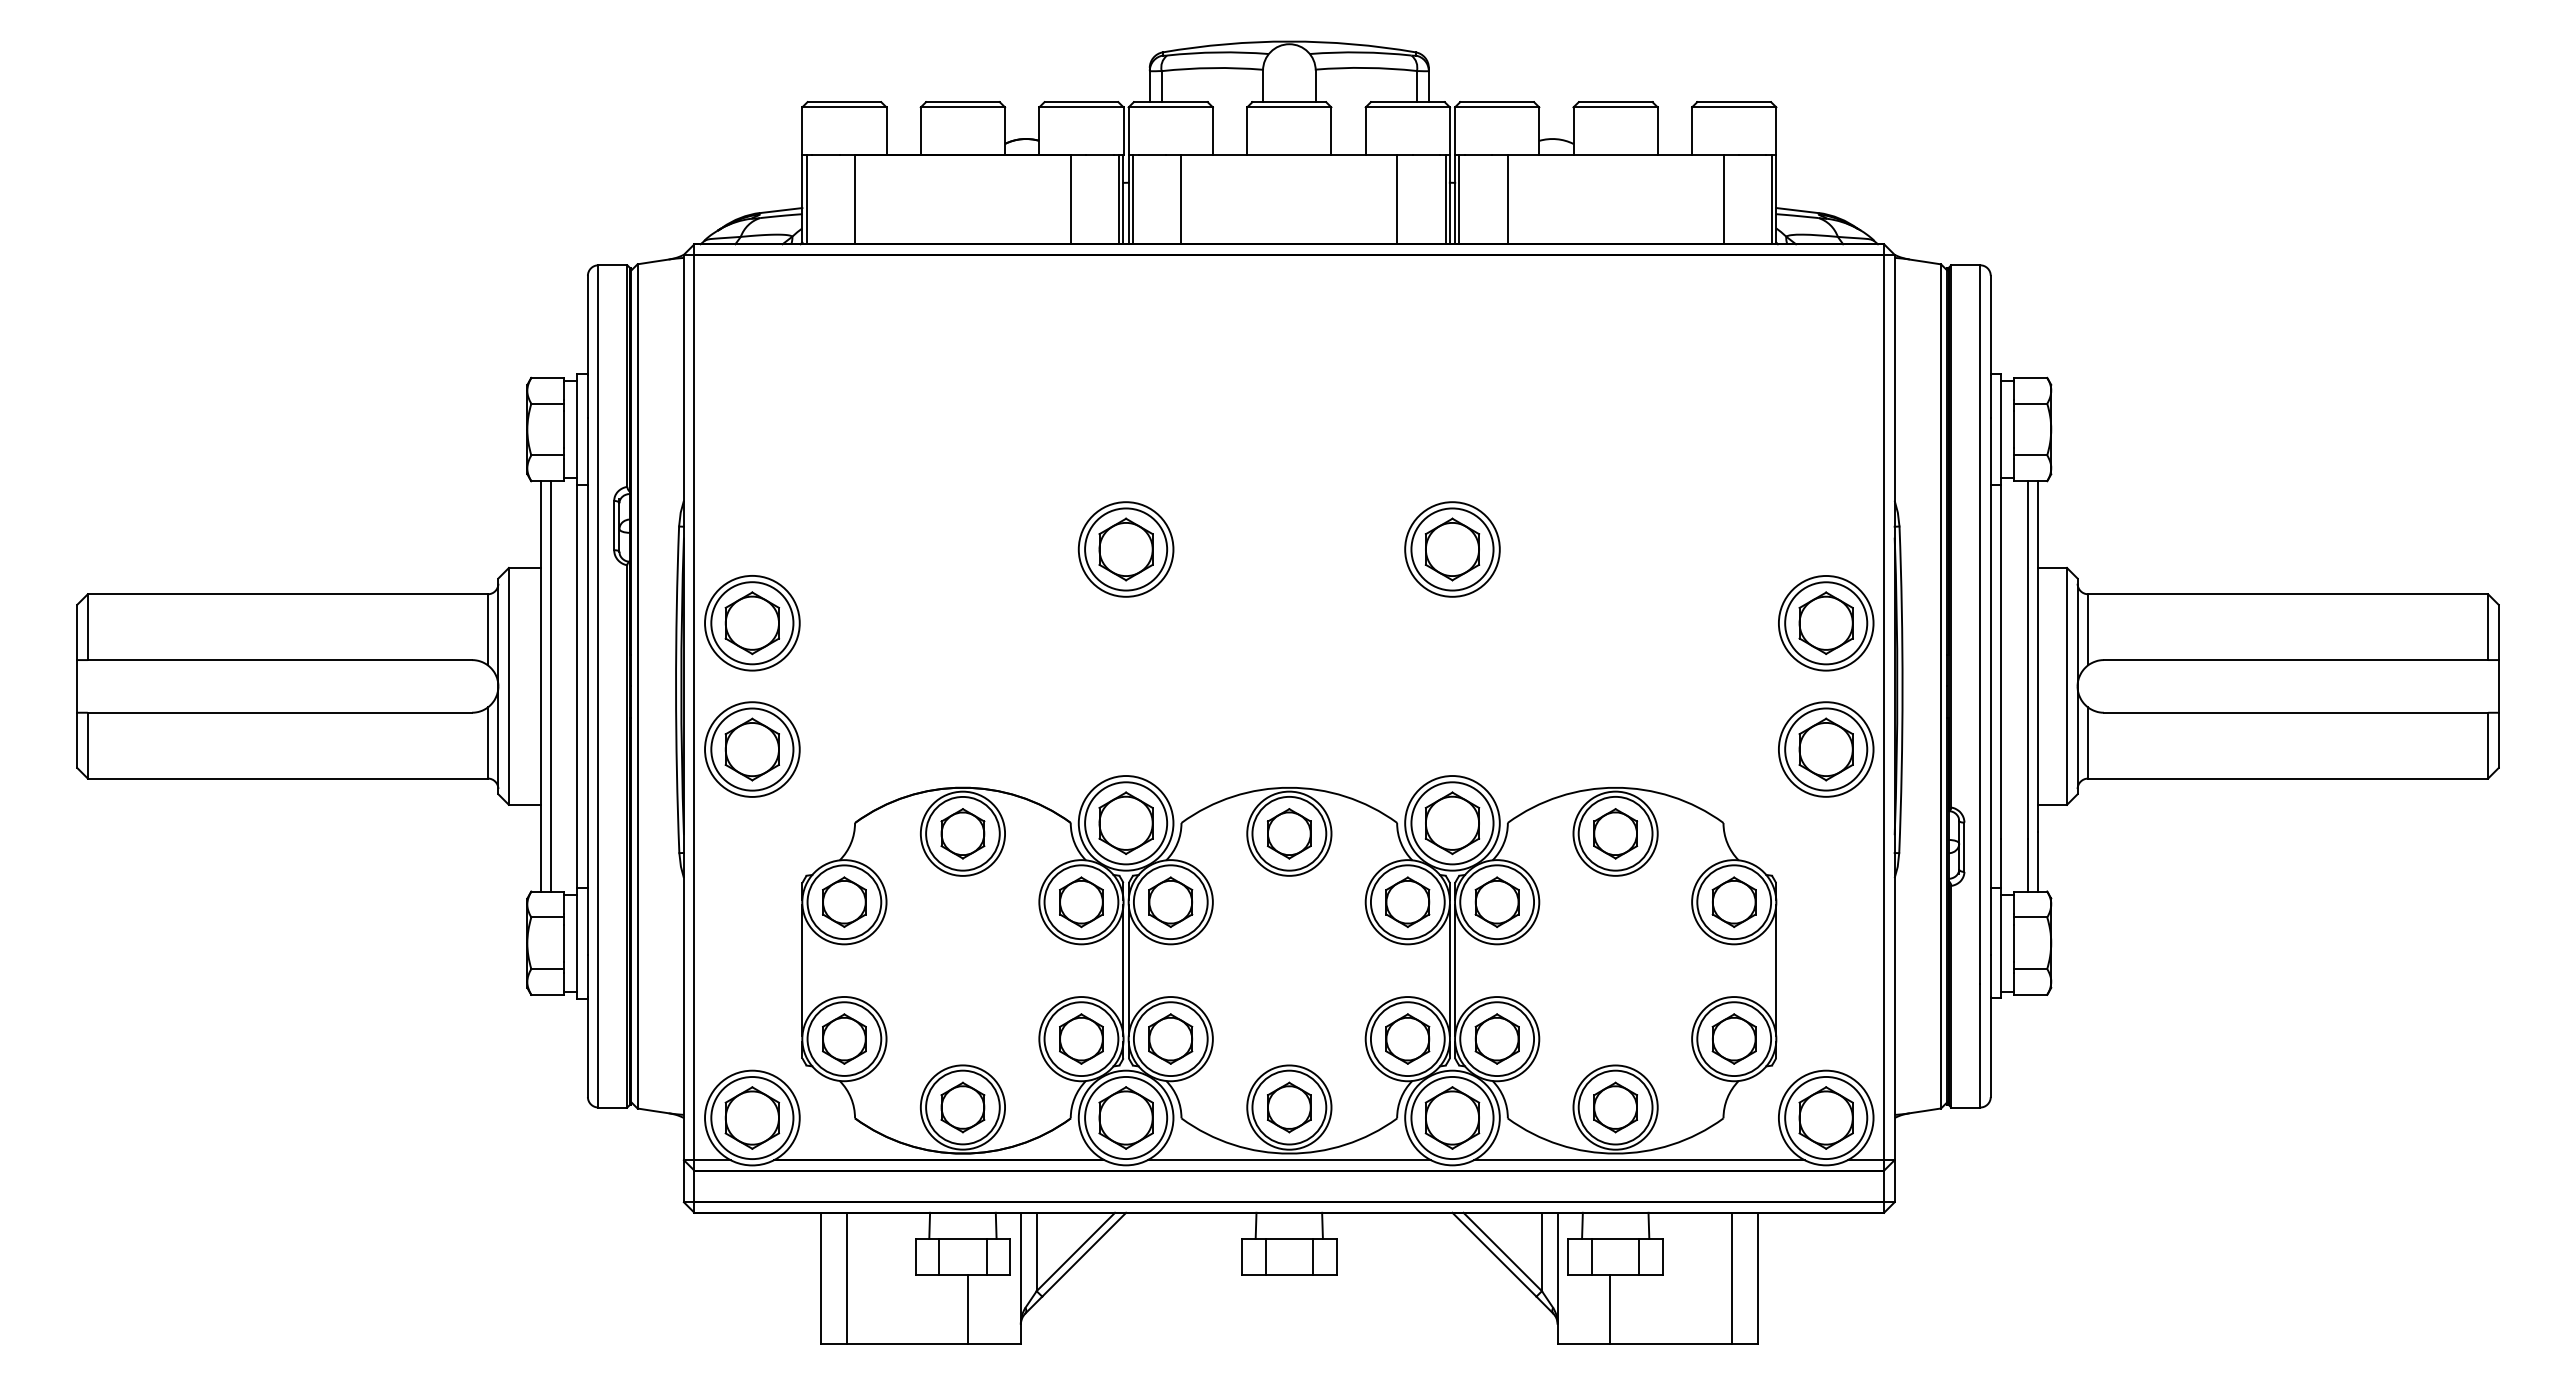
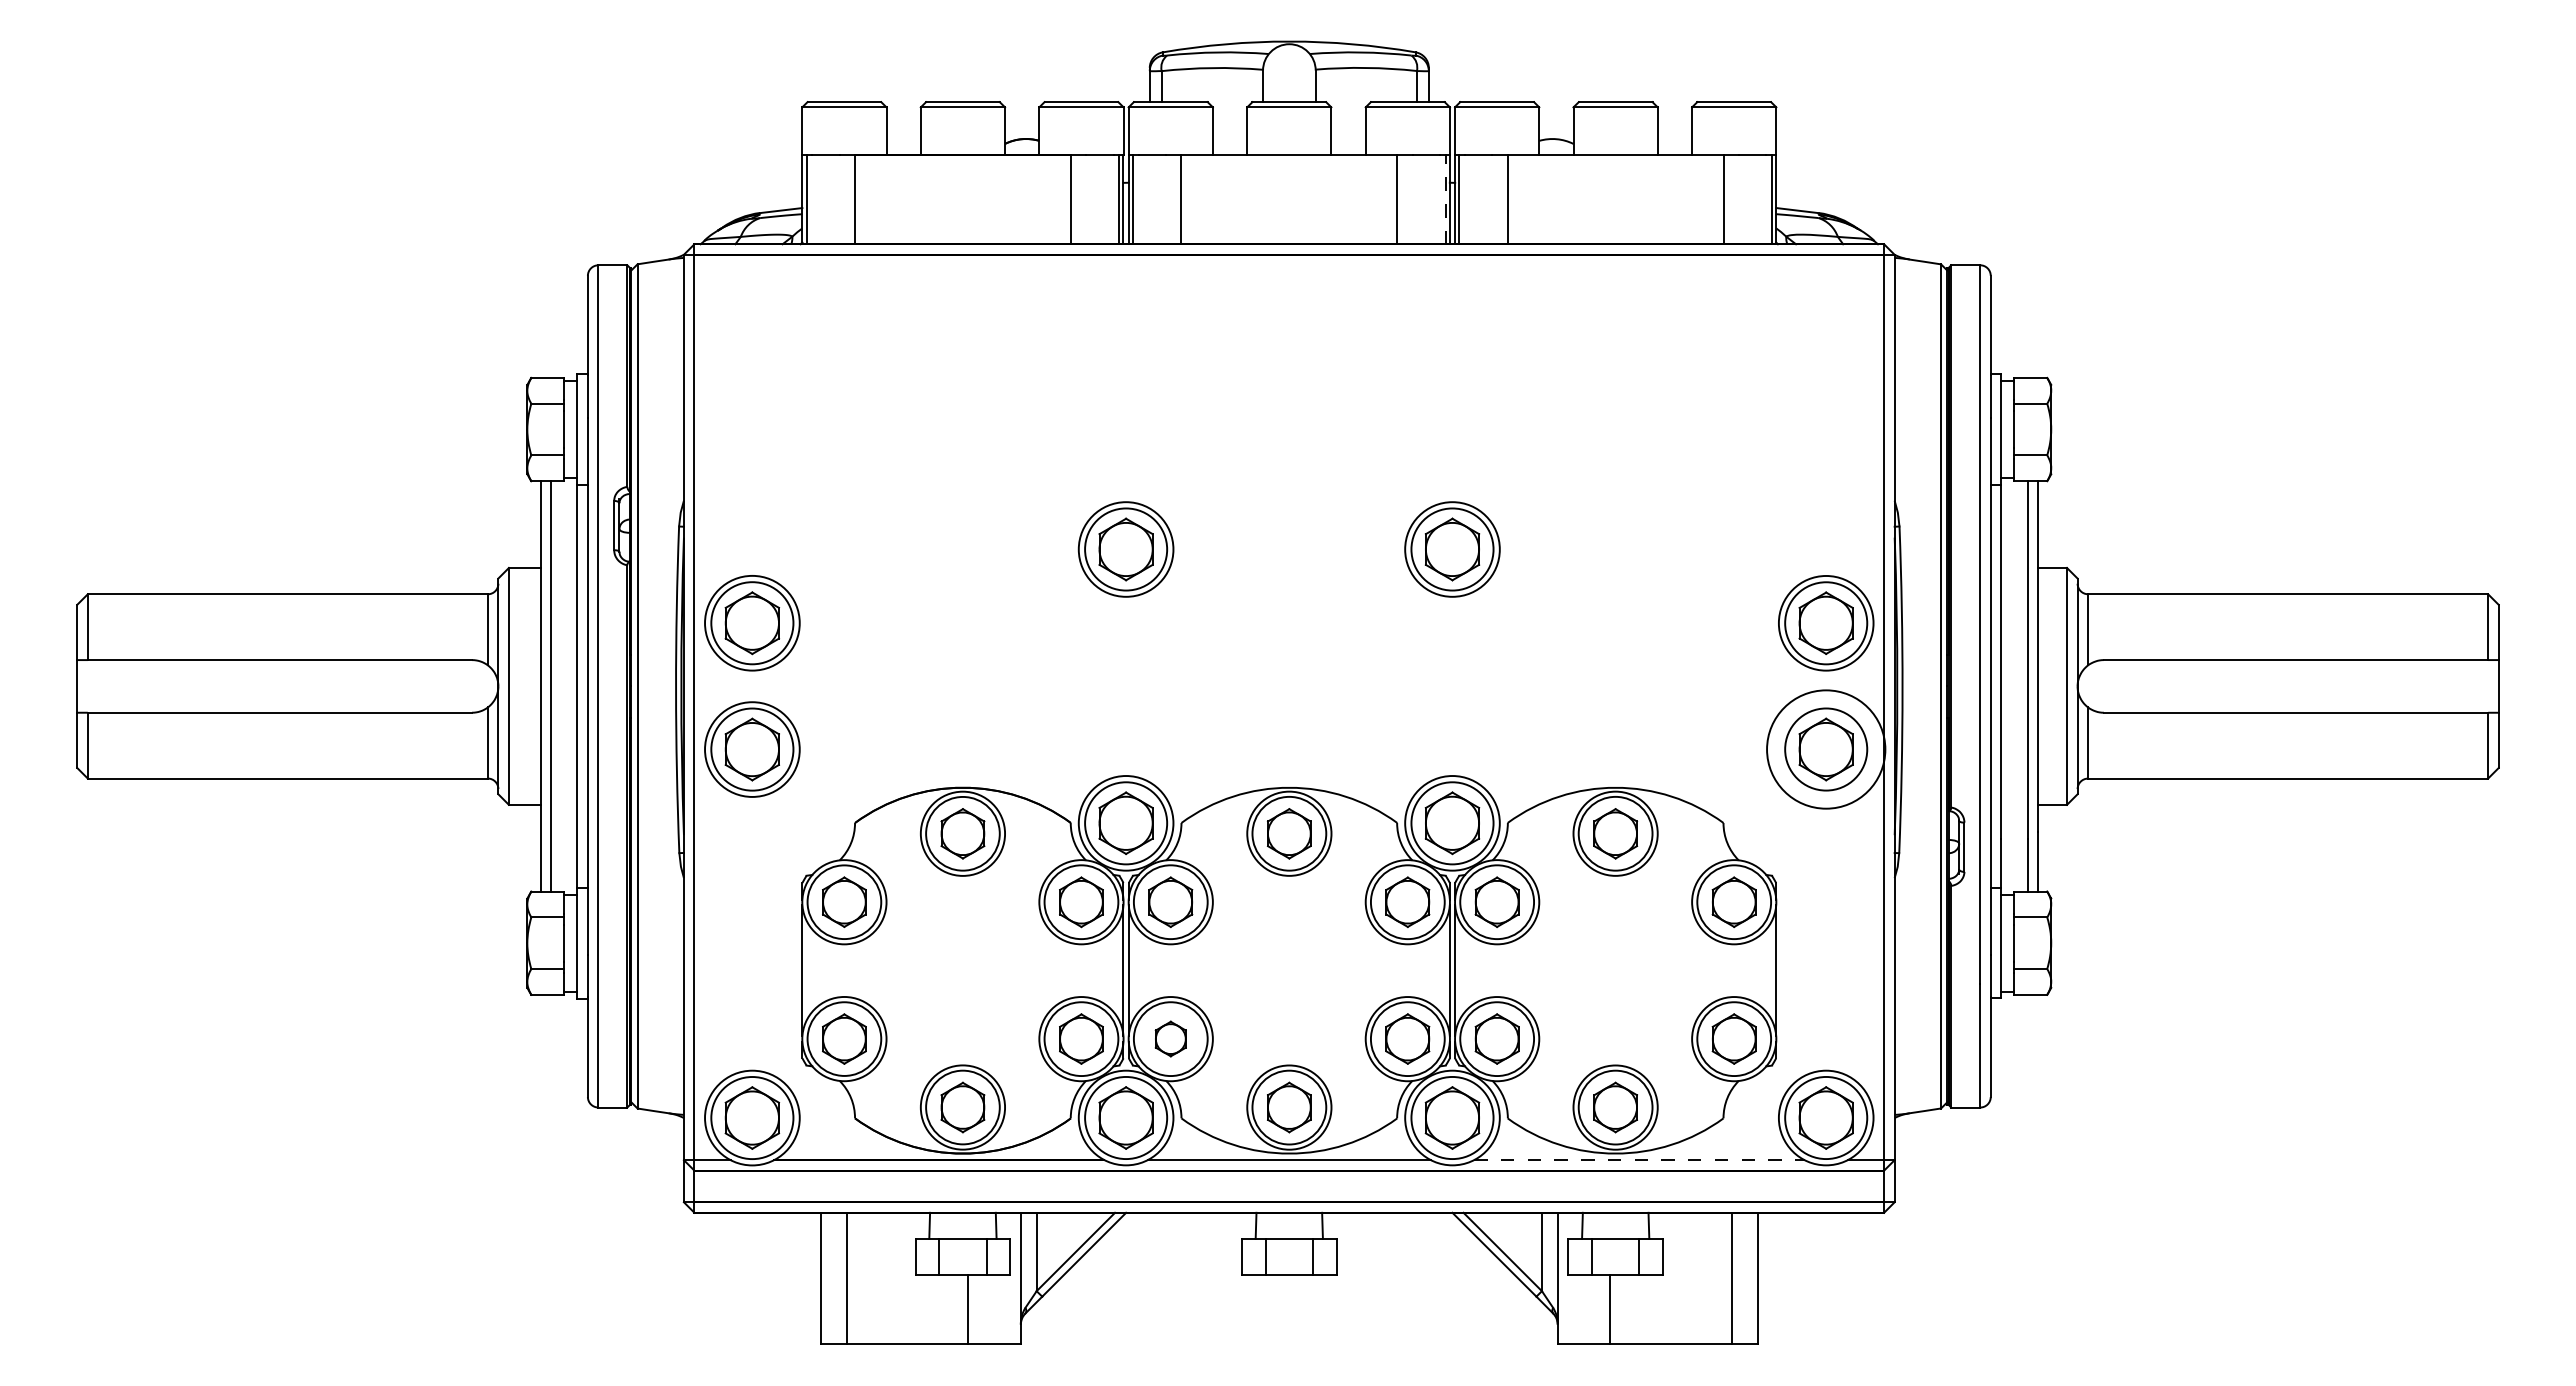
line: solid -> dashed (1445, 199)
circle diameter: 95 px -> 118 px (1826, 749)
part size: 46x52 px -> 33x38 px (1170, 1038)
line: solid -> dashed (1639, 1160)
